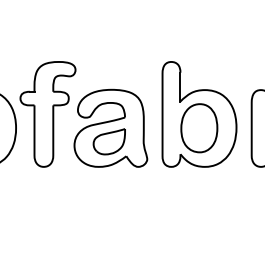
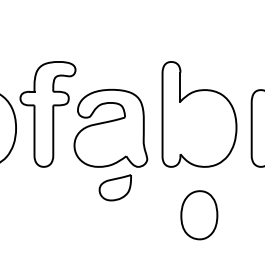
part position: (199, 128) -> (199, 215) (199, 215)
part position: (108, 141) -> (114, 187) (114, 187)
